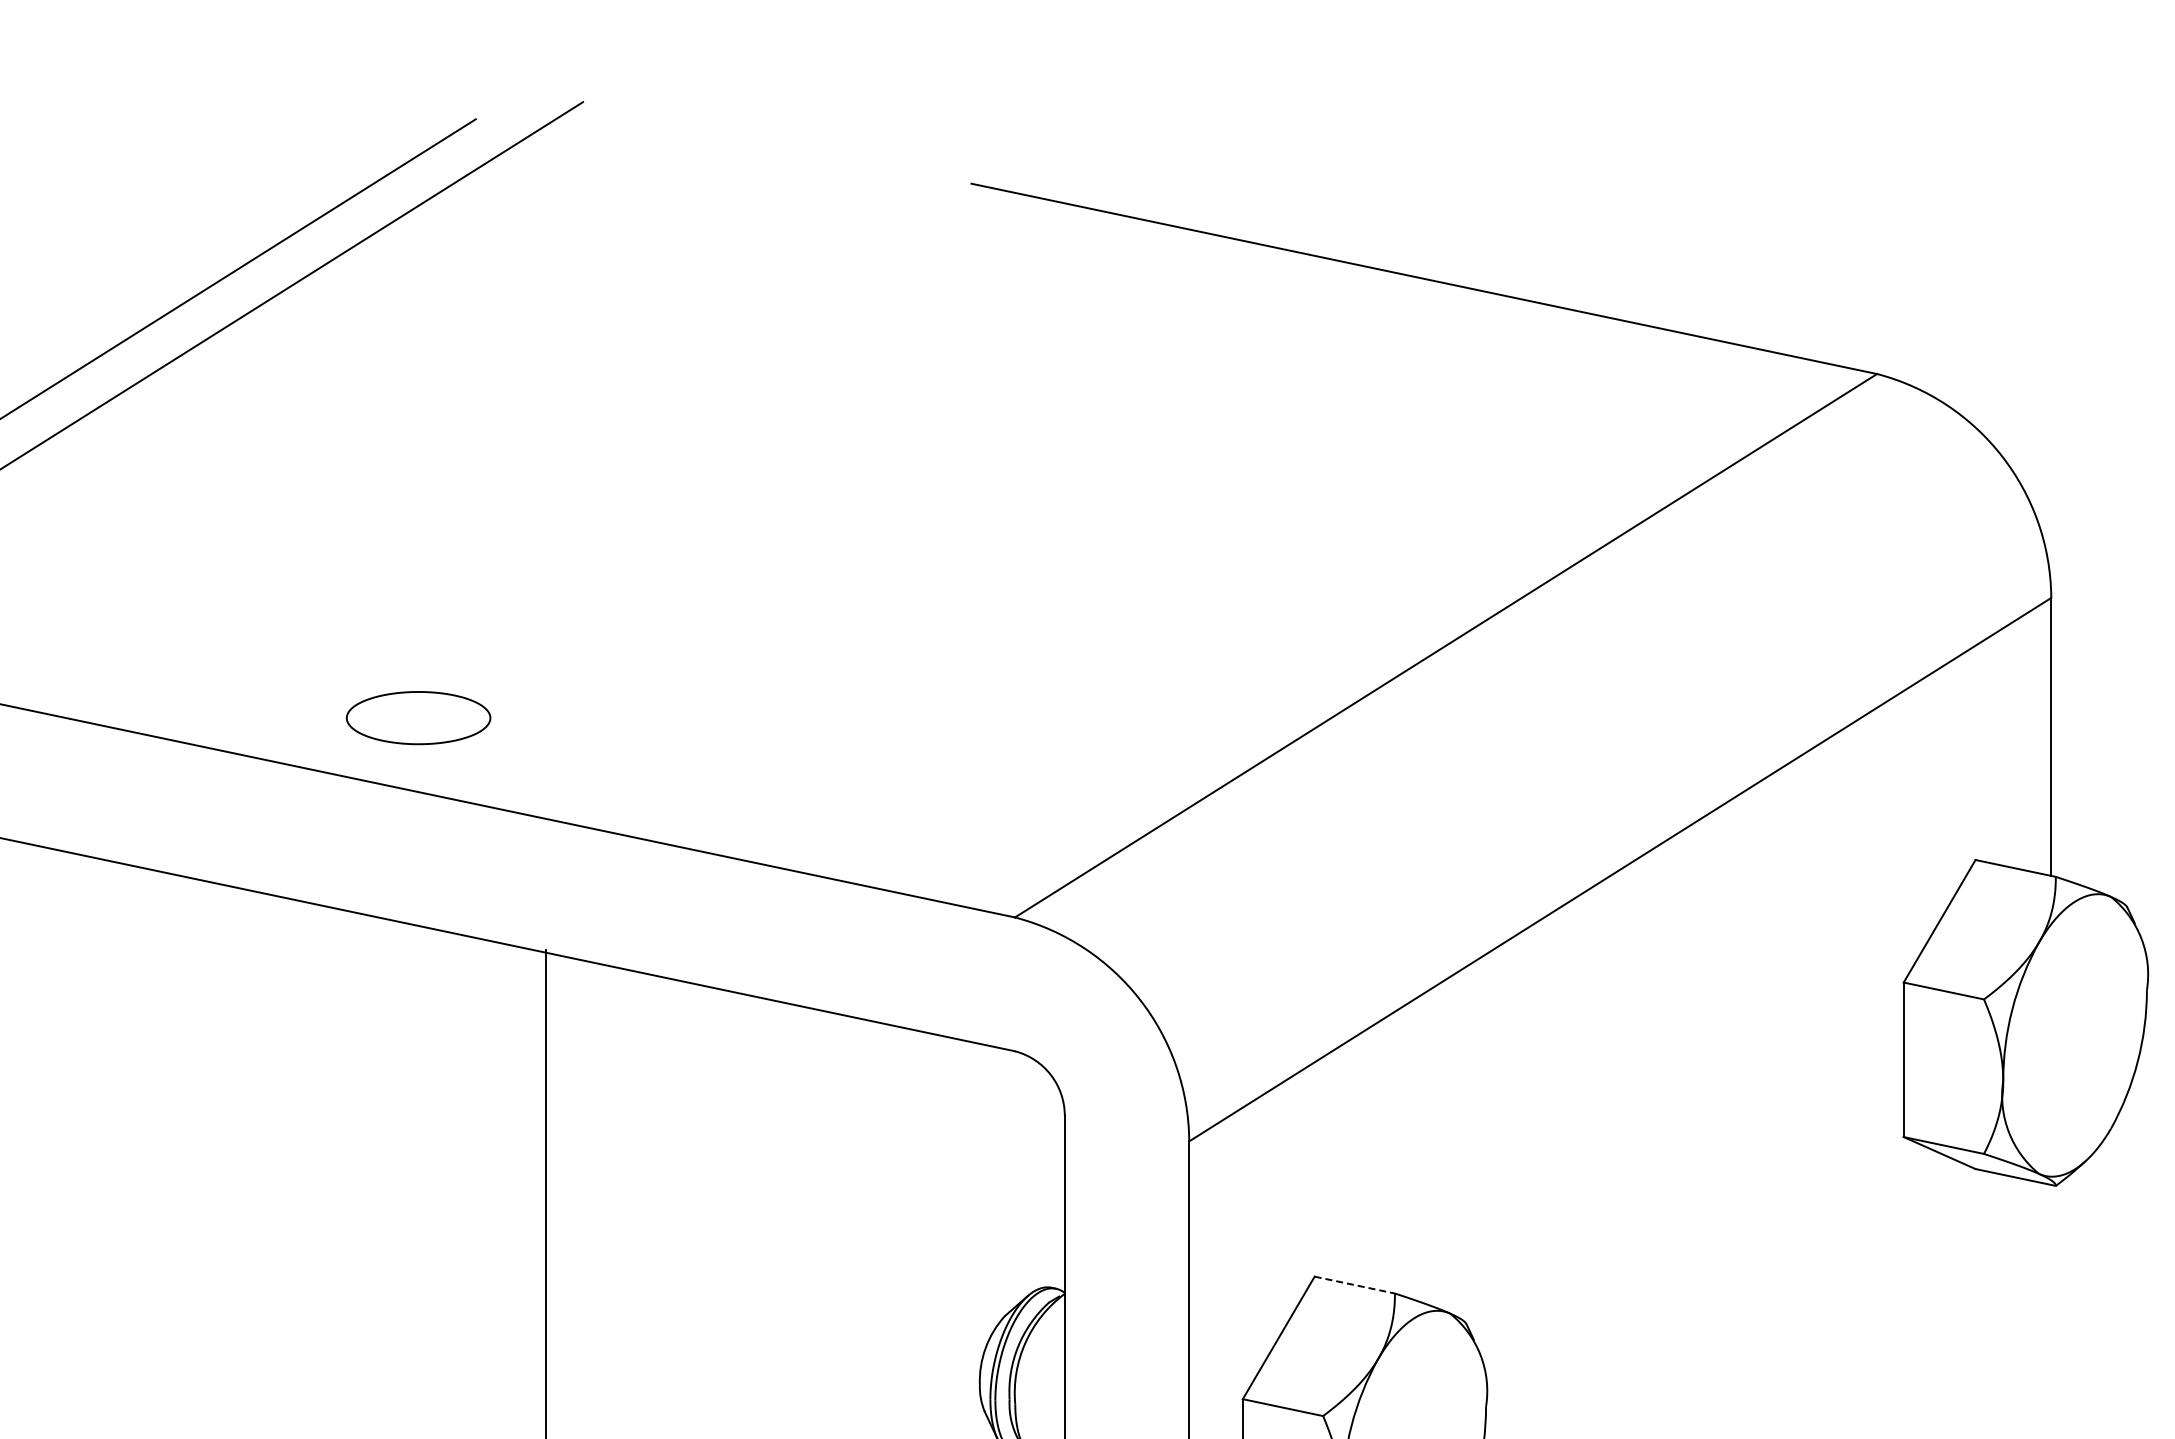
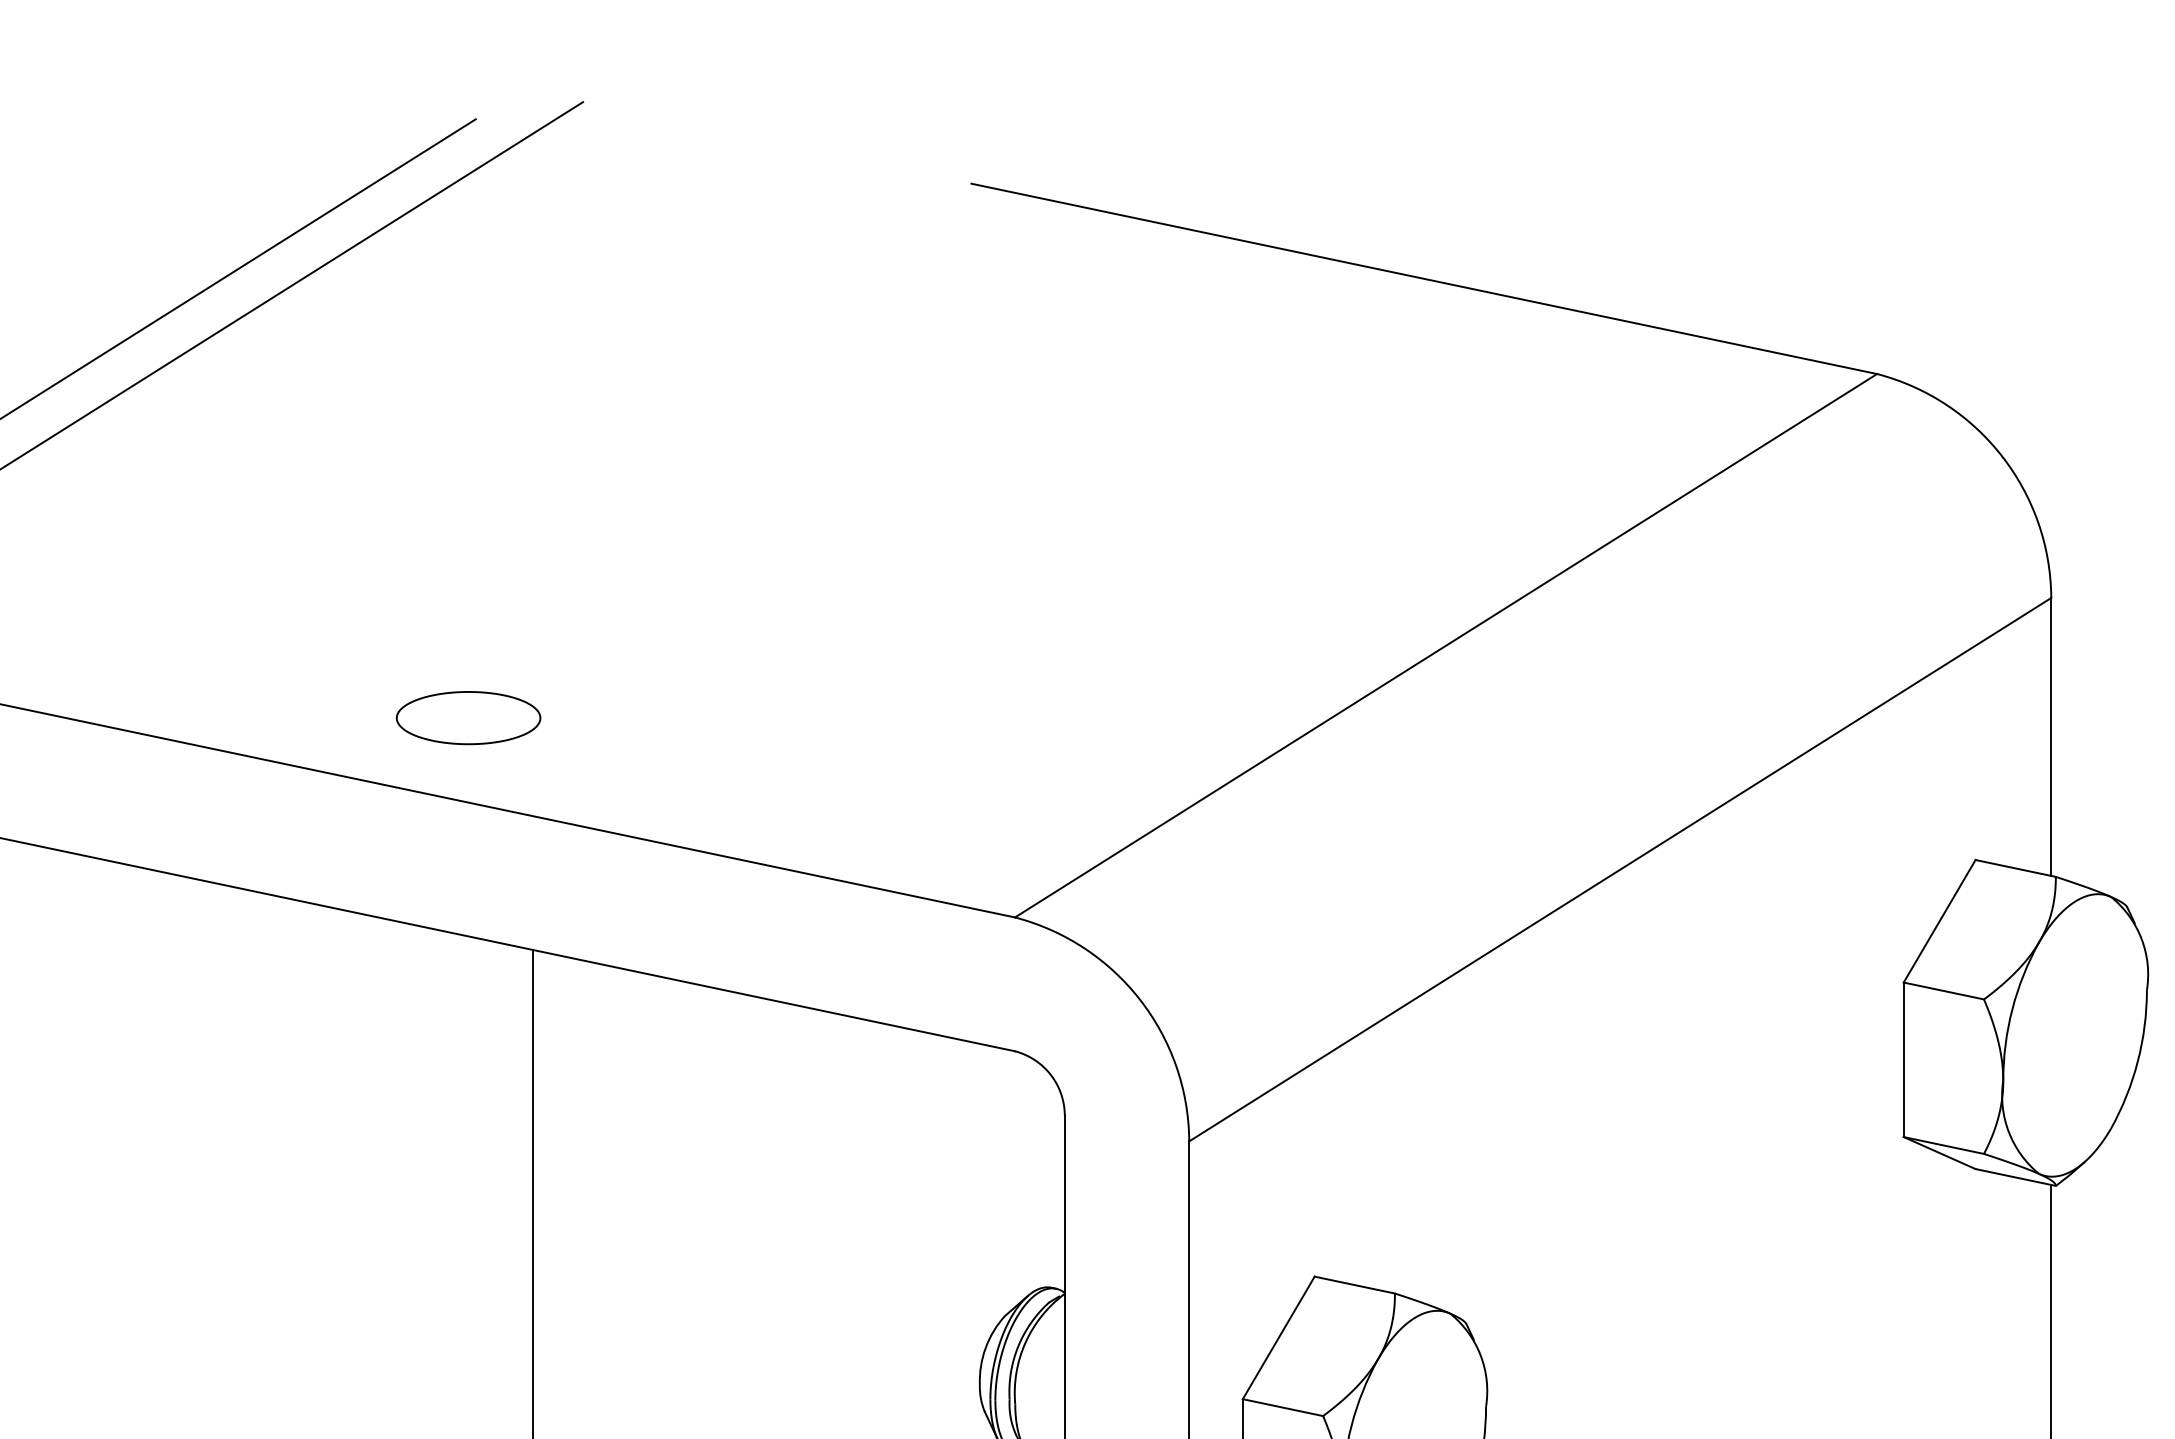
part position: (418, 718) -> (468, 718) (468, 718)
line position: (546, 1192) -> (533, 1192) (533, 1192)
line: dashed -> solid (1355, 1285)
line: none -> present (2051, 1309)
